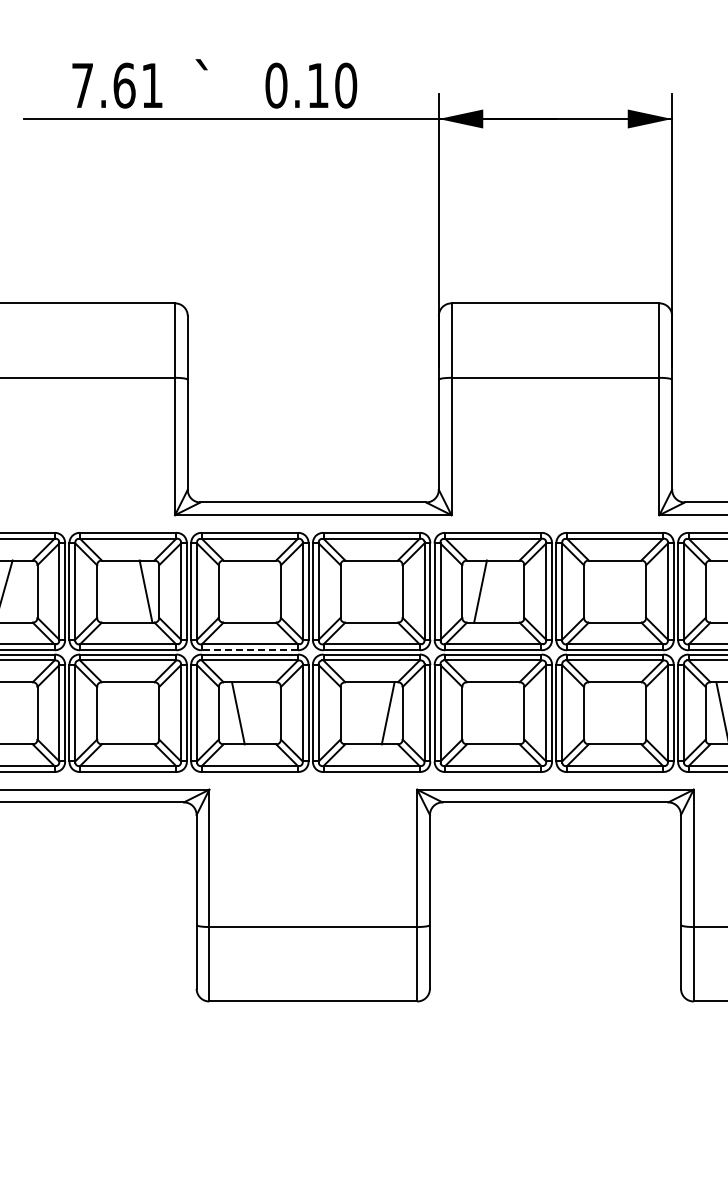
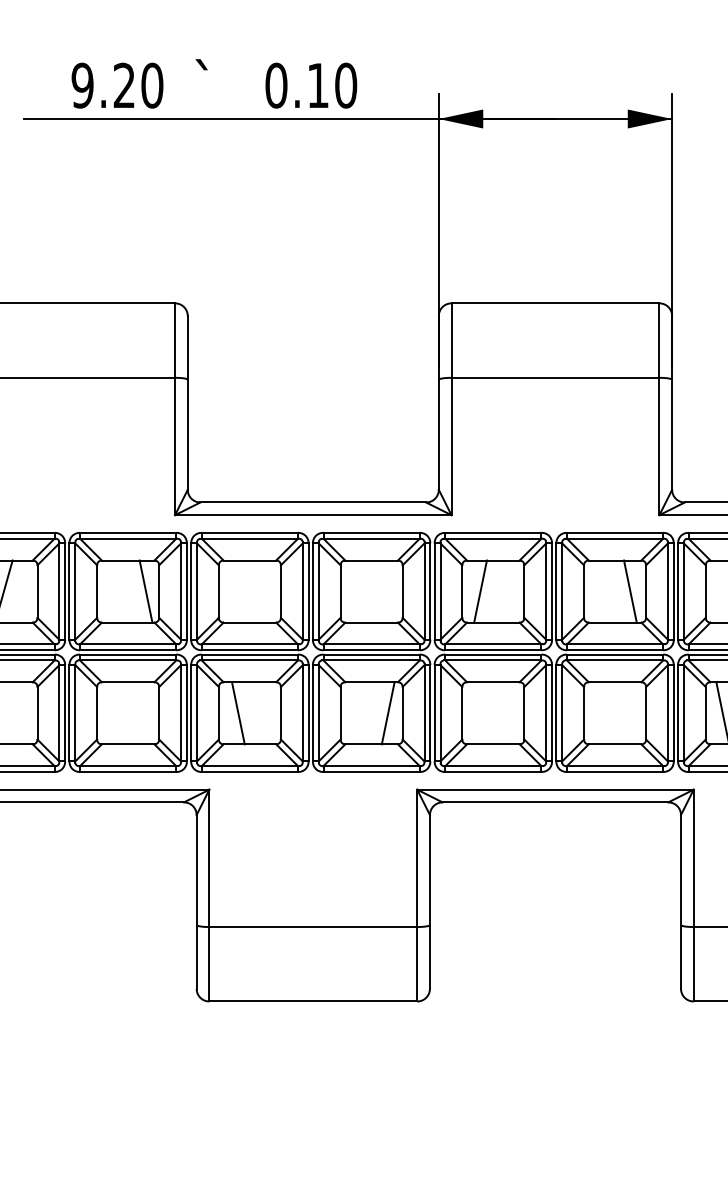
text: 7.61 -> 9.20 (117, 85)
line: none -> present (630, 591)
line: dashed -> solid (249, 650)
